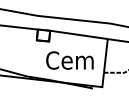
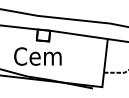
text position: (69, 60) -> (37, 56) (37, 56)
